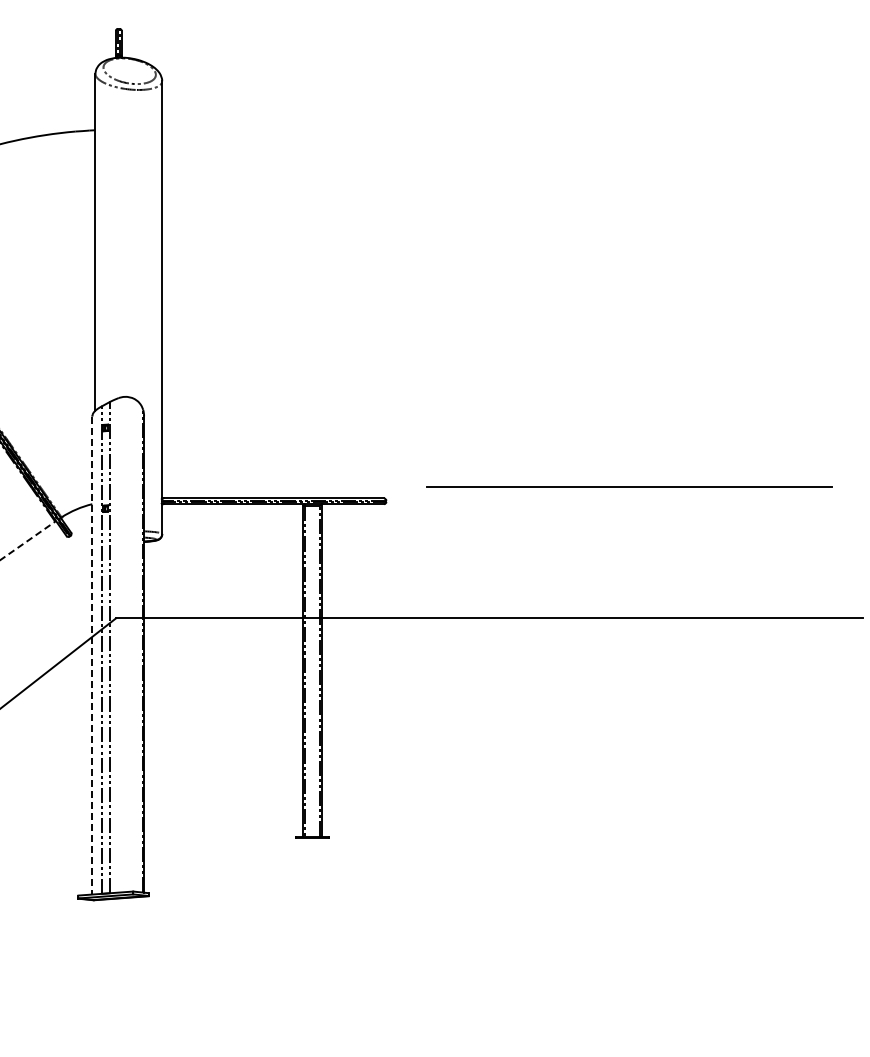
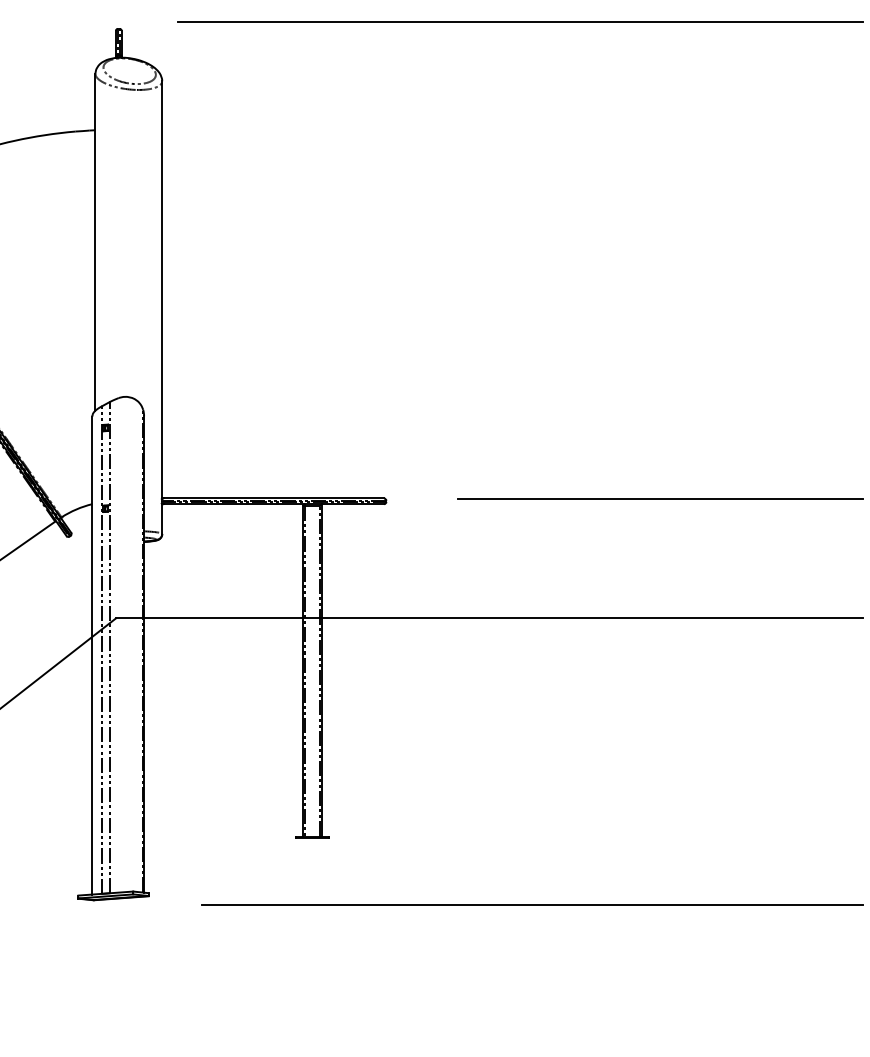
line: none -> present (520, 22)
line position: (629, 486) -> (660, 498) (660, 498)
line: dashed -> solid (28, 540)
line: dashed -> solid (92, 655)
line: none -> present (532, 904)
